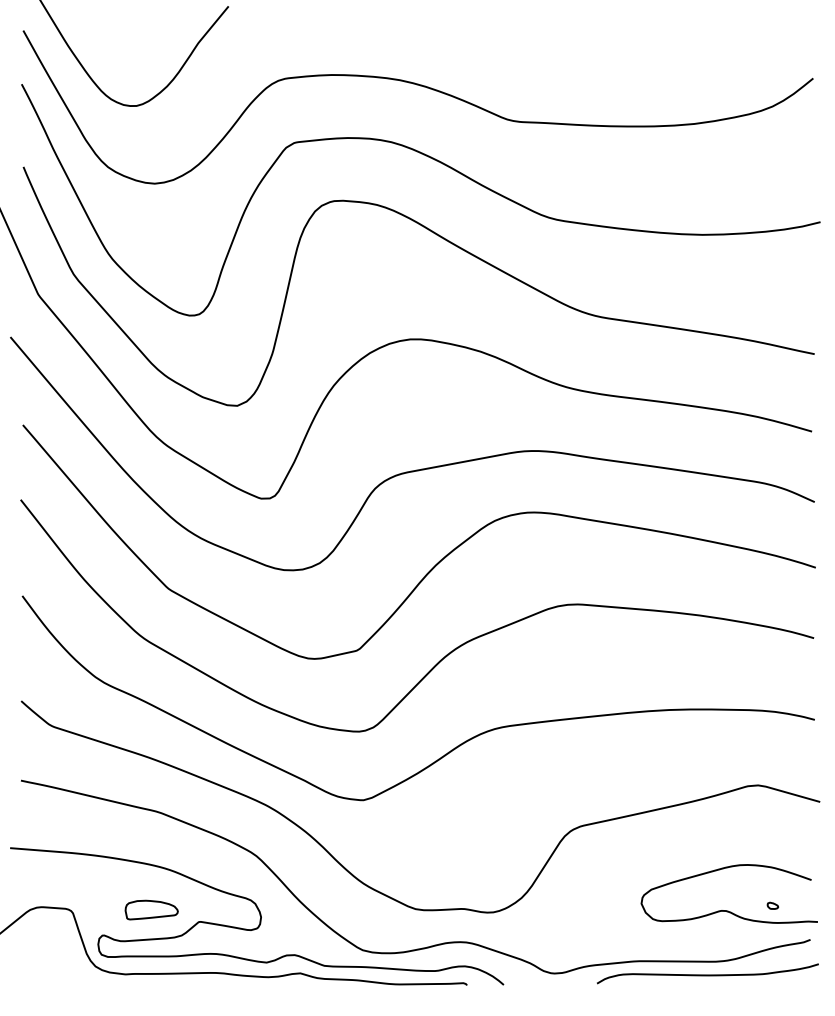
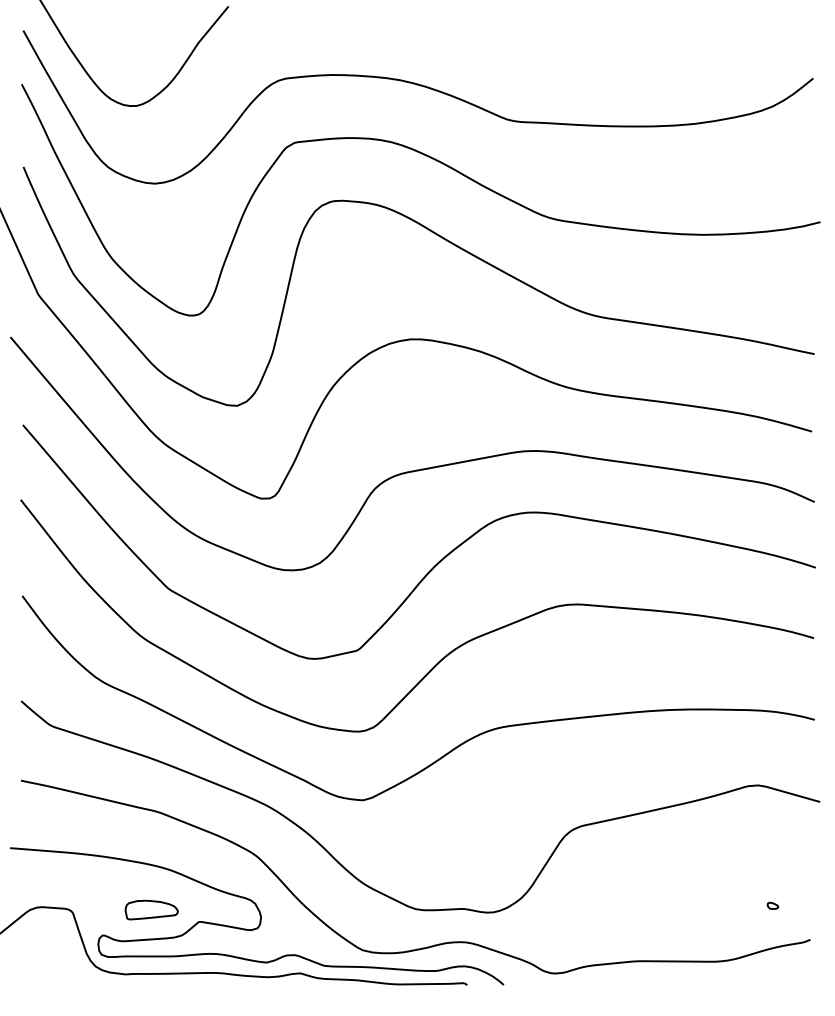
curve: present -> none (728, 910)
curve: present -> none (707, 974)
